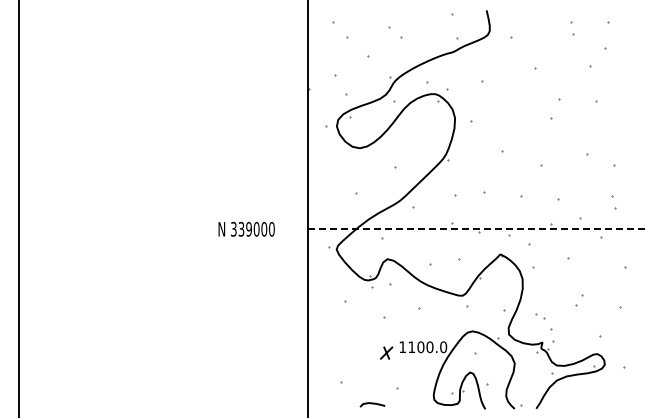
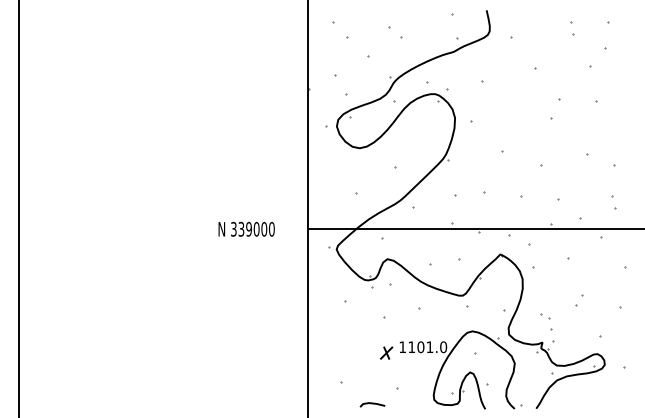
line: dashed -> solid (476, 229)
part position: (540, 316) -> (545, 316) (545, 316)
text: 1100.0 -> 1101.0 (429, 347)
